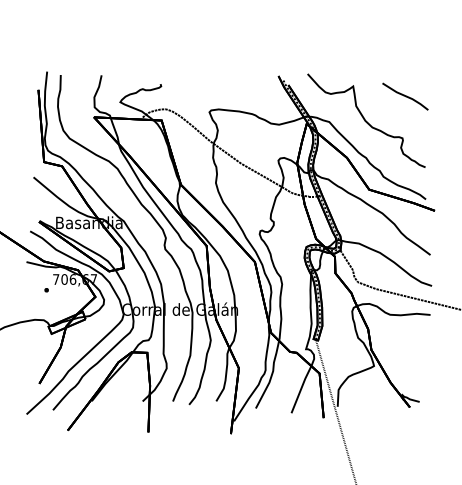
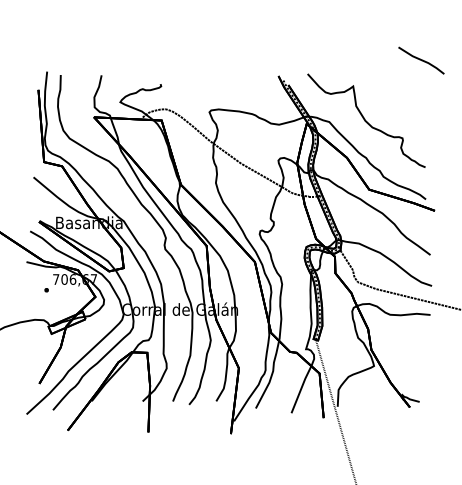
line position: (405, 96) -> (421, 60) (421, 60)
